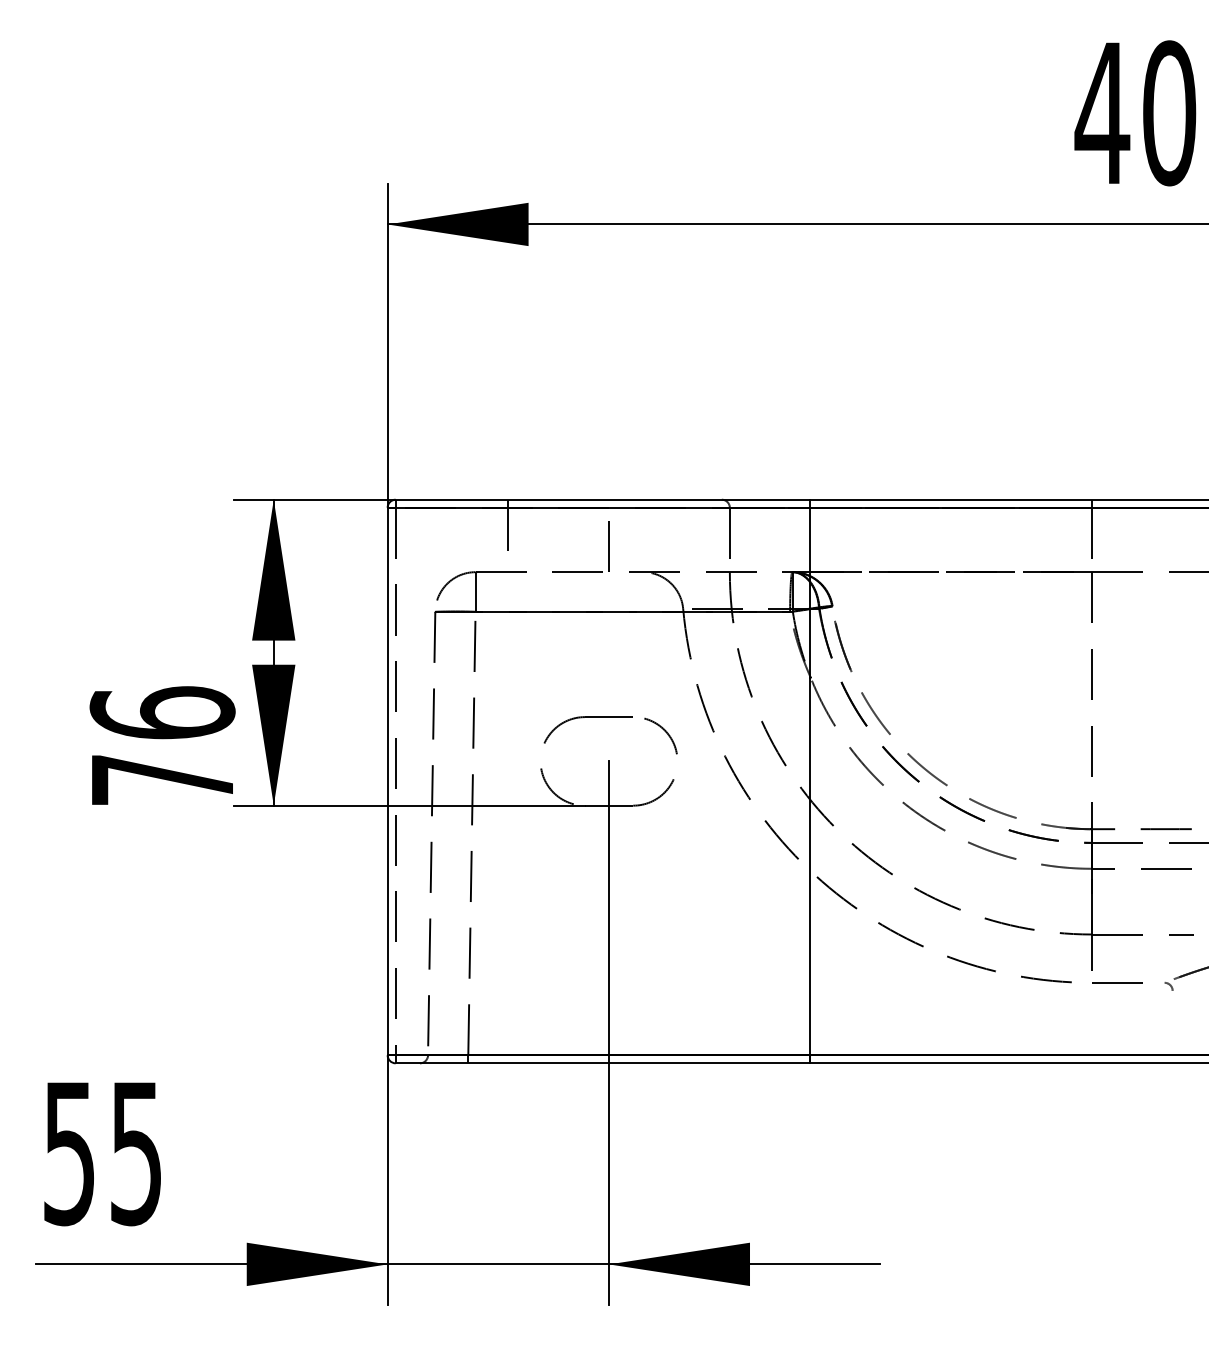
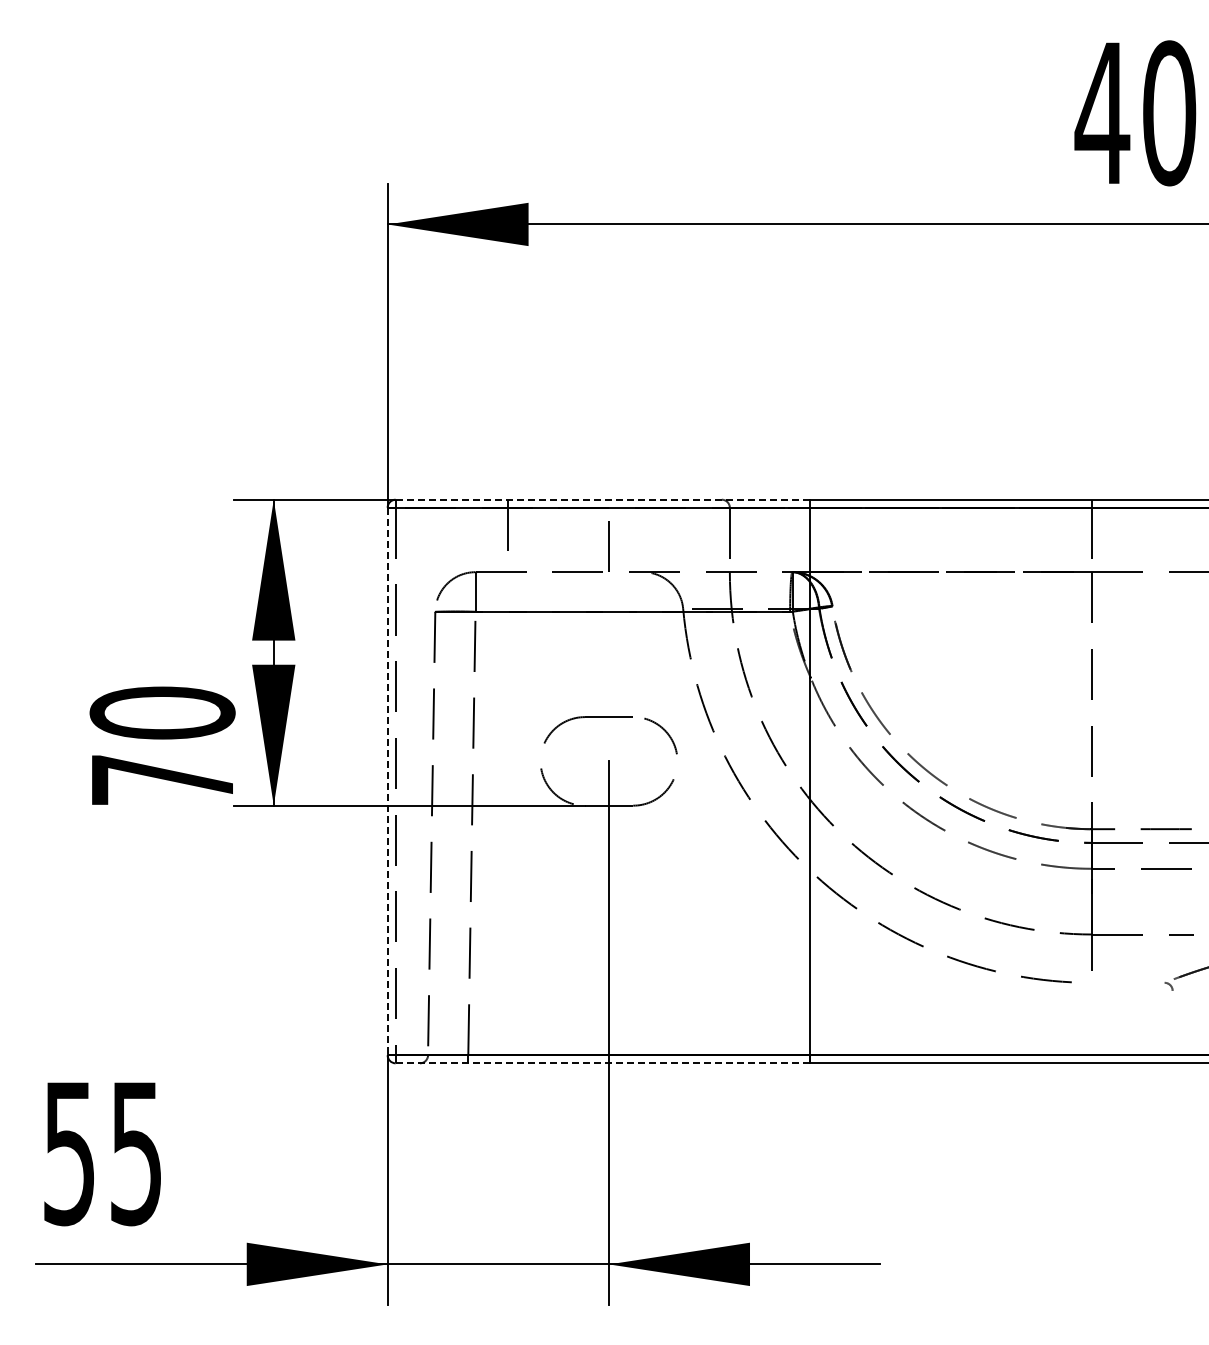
line: solid -> dashed (602, 499)
text: 76 -> 70 (162, 712)
line: solid -> dashed (387, 781)
line: present -> none (1117, 982)
line: solid -> dashed (603, 1063)
